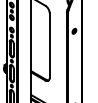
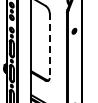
line: solid -> dashed (49, 46)
